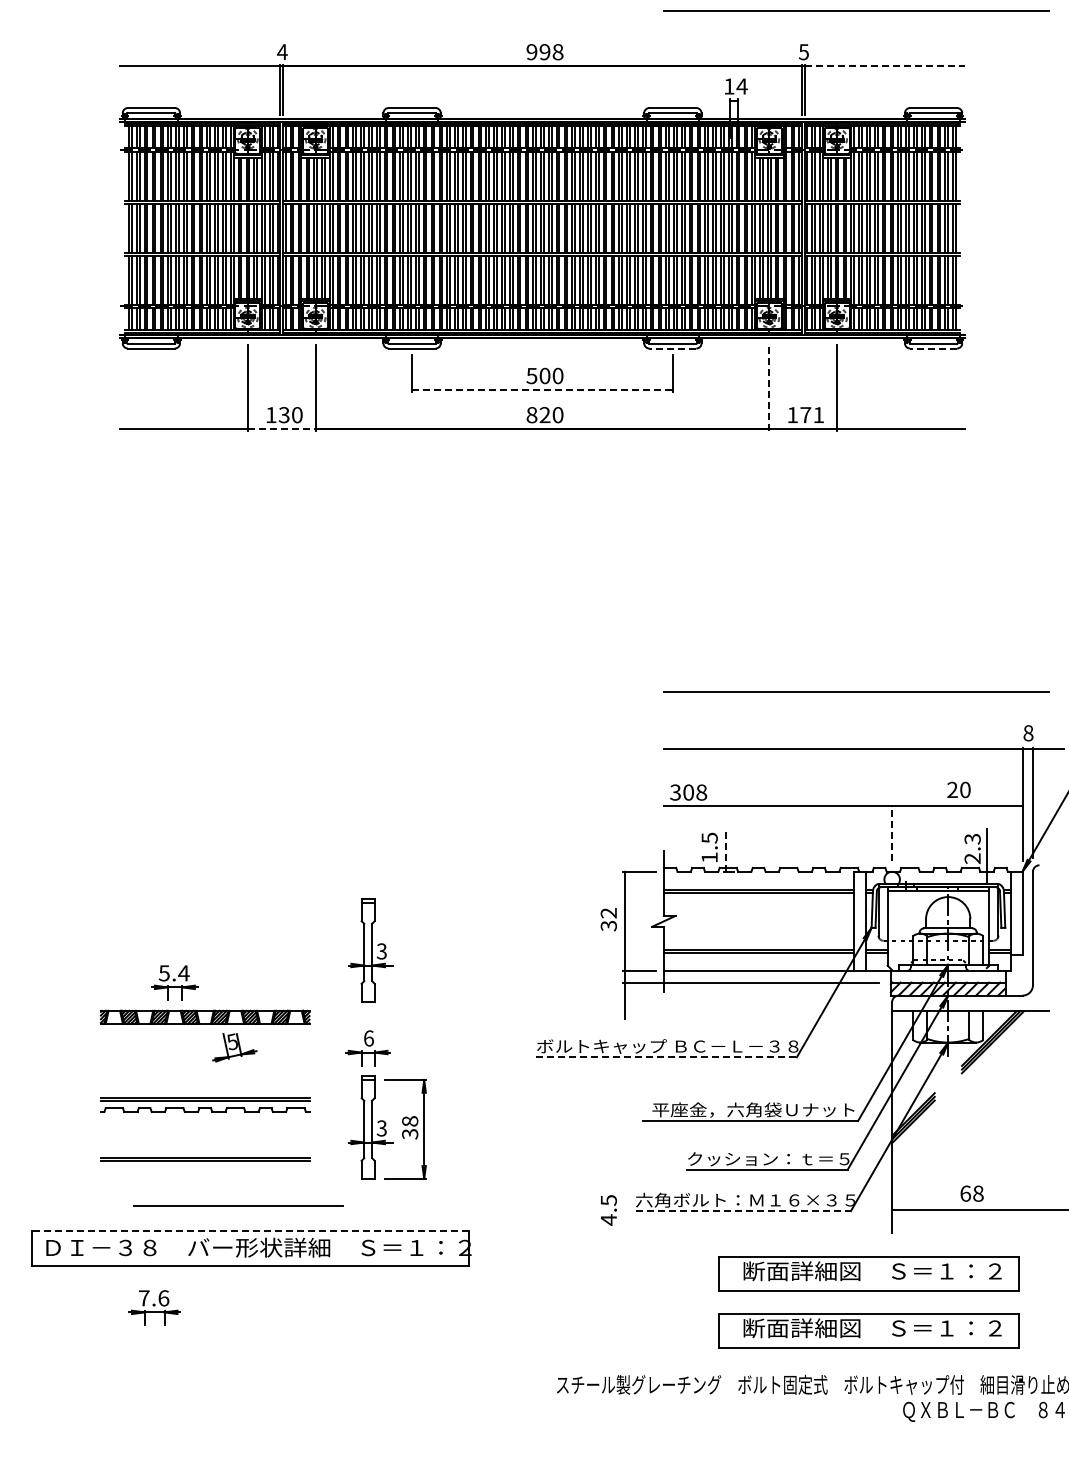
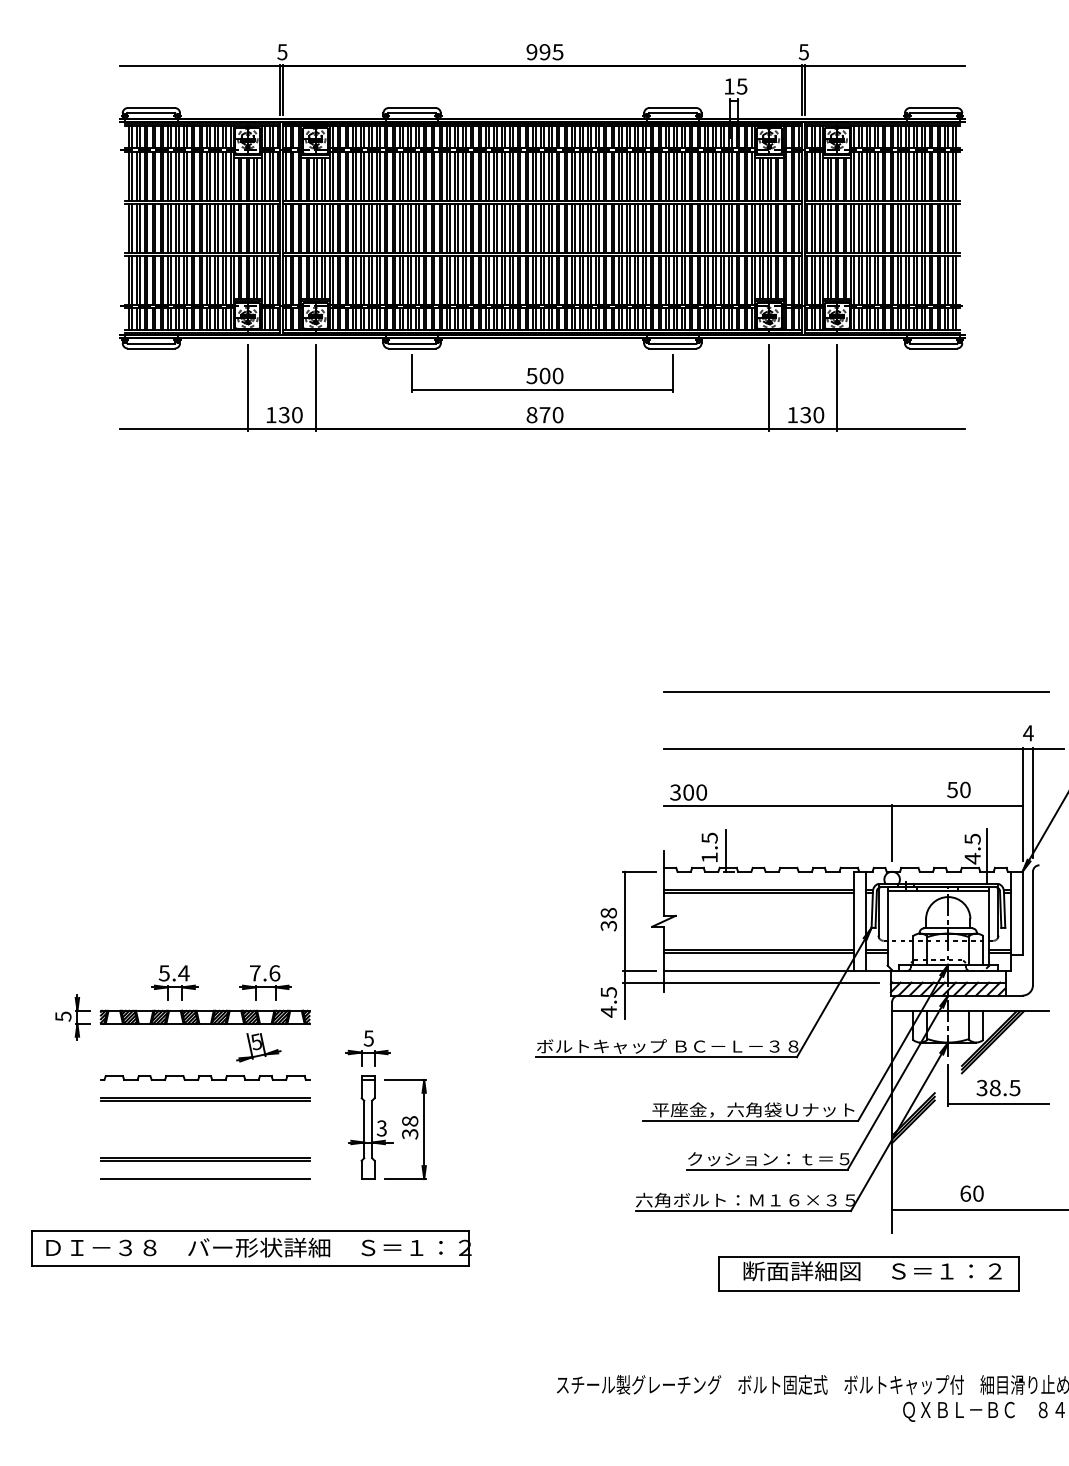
line: present -> none (856, 10)
text: 4 -> 5 (282, 52)
text: 998 -> 995 (557, 52)
line: dashed -> solid (885, 66)
text: 14 -> 15 (741, 86)
line: dashed -> solid (672, 348)
line: dashed -> solid (933, 348)
line: dashed -> solid (769, 387)
line: dashed -> solid (543, 390)
text: 820 -> 870 (544, 415)
text: 171 -> 130 (812, 415)
line: dashed -> solid (281, 429)
text: 8 -> 4 (1028, 733)
text: 20 -> 50 (952, 789)
text: 308 -> 300 (701, 792)
line: dashed -> solid (892, 832)
text: 2.3 -> 4.5 (972, 848)
line: dashed -> solid (725, 851)
text: 32 -> 38 (608, 912)
part: present -> none (370, 950)
part: none -> present (72, 1017)
text: 6 -> 5 (368, 1038)
part position: (234, 1047) -> (258, 1047) (258, 1047)
line: dashed -> solid (666, 1057)
part: none -> present (998, 1085)
part position: (205, 1109) -> (205, 1077) (205, 1077)
text: 68 -> 60 (978, 1193)
line position: (238, 1205) -> (205, 1178) (205, 1178)
text position: (608, 1210) -> (608, 1002) (608, 1002)
line: dashed -> solid (743, 1211)
line: dashed -> solid (250, 1231)
part position: (154, 1307) -> (265, 982) (265, 982)
part: present -> none (868, 1330)
